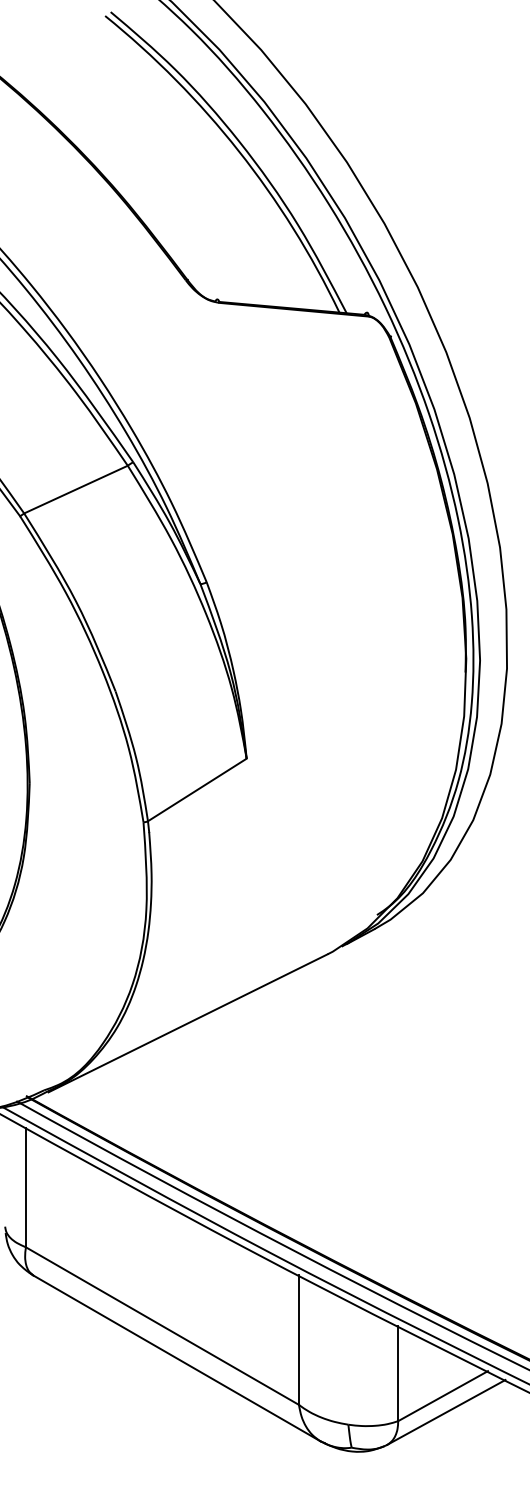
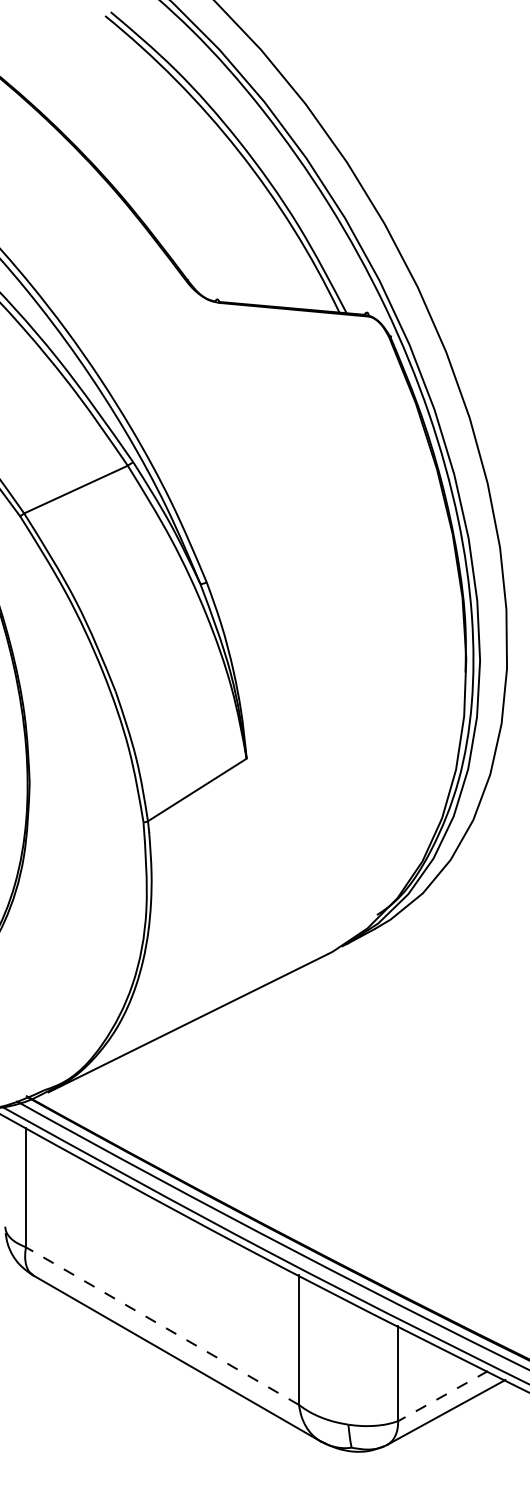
line: solid -> dashed (162, 1326)
line: solid -> dashed (442, 1396)
